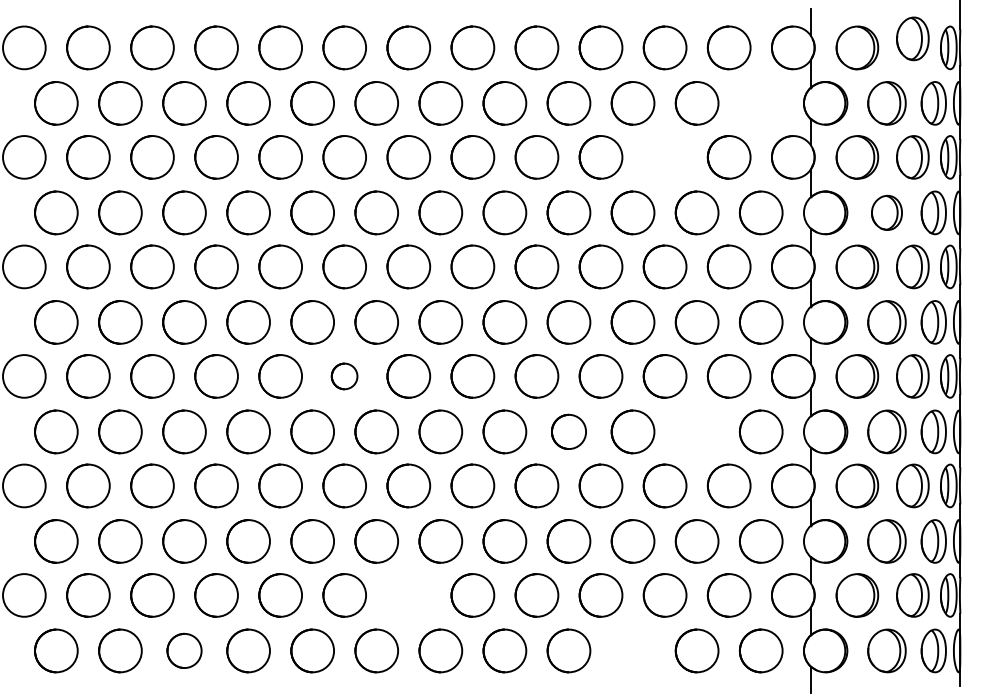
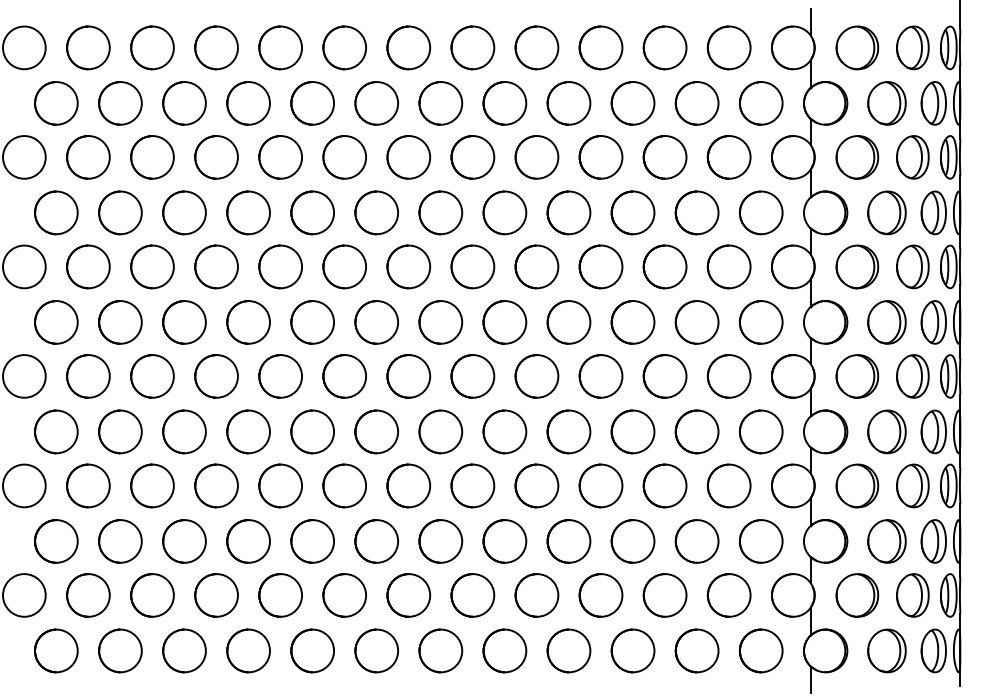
part position: (912, 38) -> (912, 47) (912, 47)
circle: none -> present (761, 103)
part: none -> present (664, 157)
part size: 32x37 px -> 40x46 px (886, 212)
circle size: 29x29 px -> 45x45 px (344, 376)
part size: 36x37 px -> 46x46 px (568, 431)
part: none -> present (696, 431)
part: none -> present (408, 595)
part size: 37x37 px -> 45x46 px (184, 650)
part: none -> present (632, 650)
